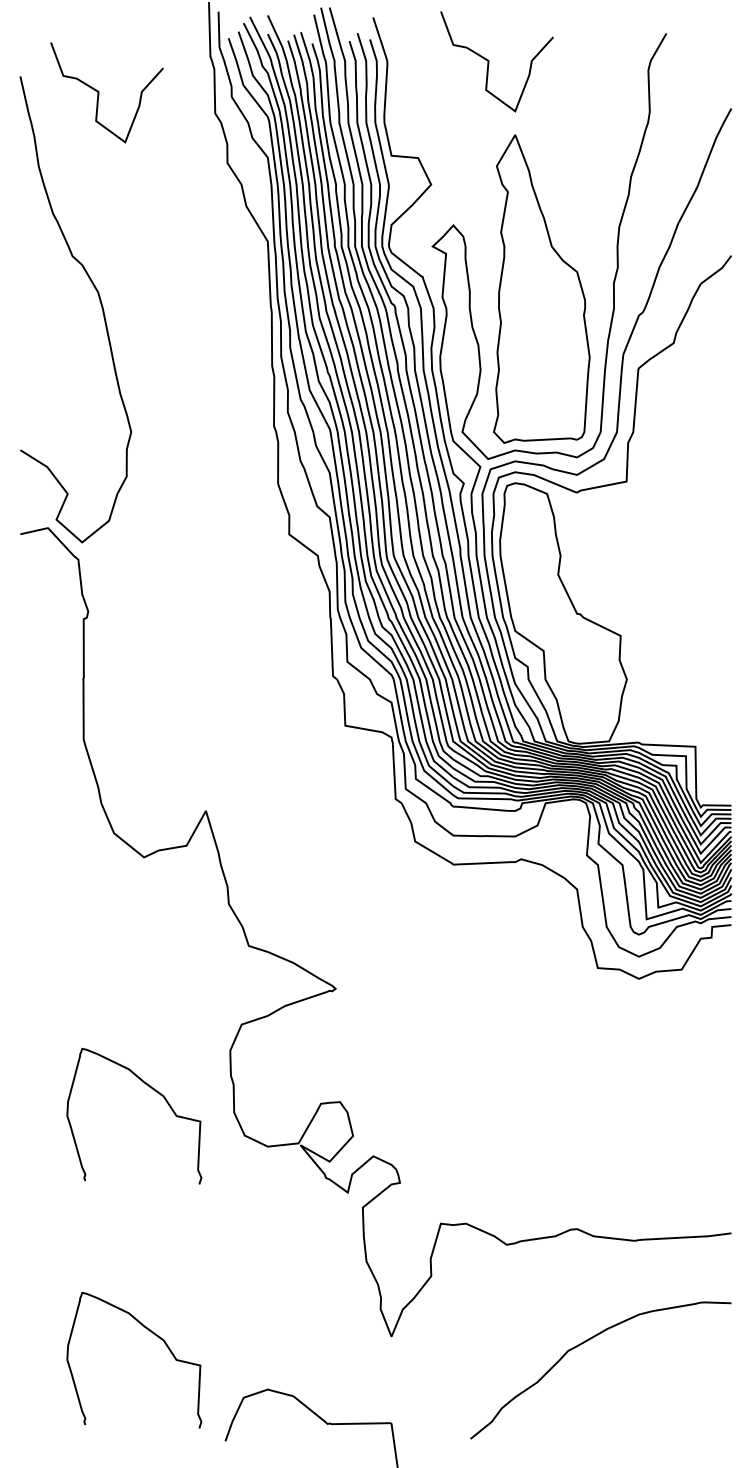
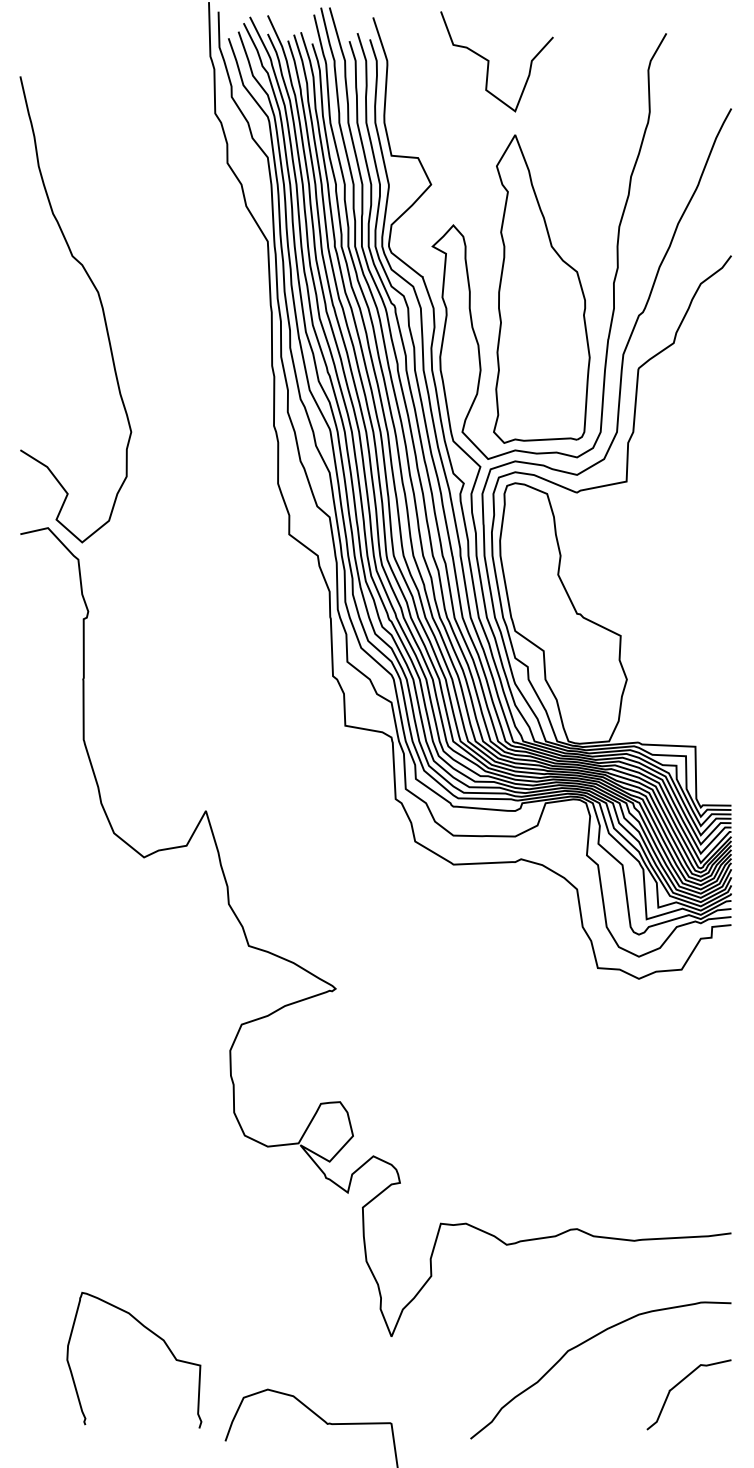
curve: present -> none (99, 92)
curve: present -> none (153, 1090)
curve: none -> present (679, 1384)
